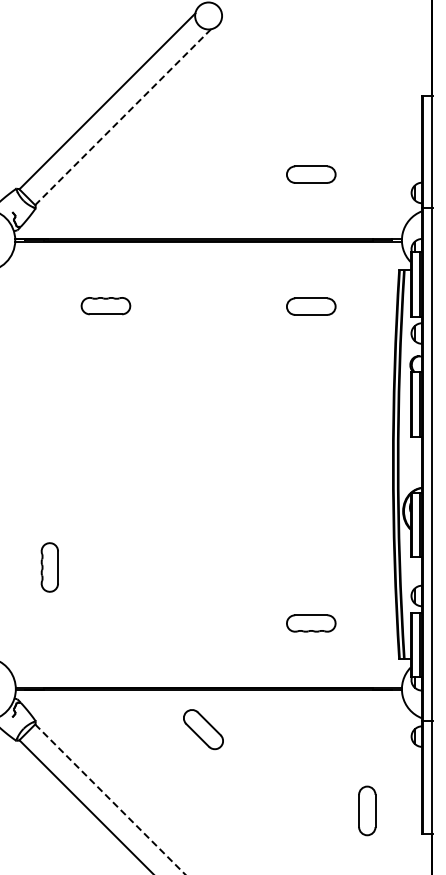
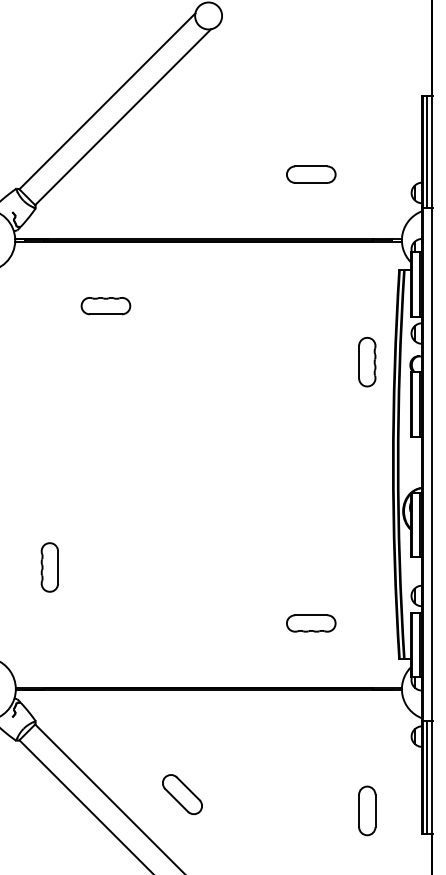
line: dashed -> solid (122, 117)
line: none -> present (427, 151)
part: present -> none (311, 306)
part: none -> present (367, 361)
part position: (203, 729) -> (182, 794) (182, 794)
line: none -> present (427, 777)
line: dashed -> solid (110, 800)
